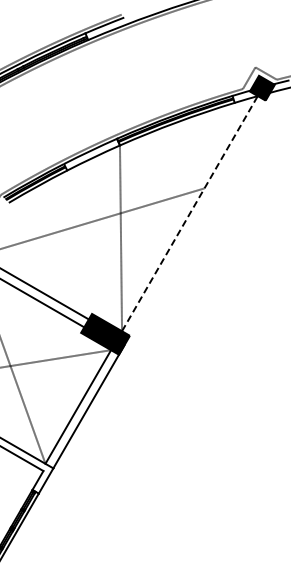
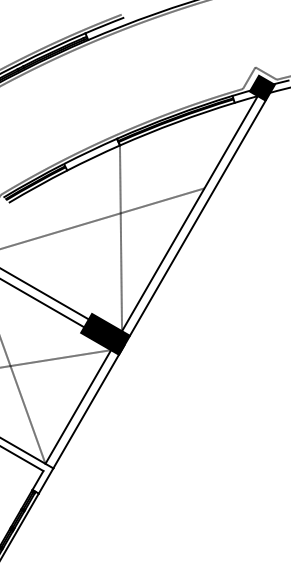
line: dashed -> solid (189, 213)
line: none -> present (197, 217)
